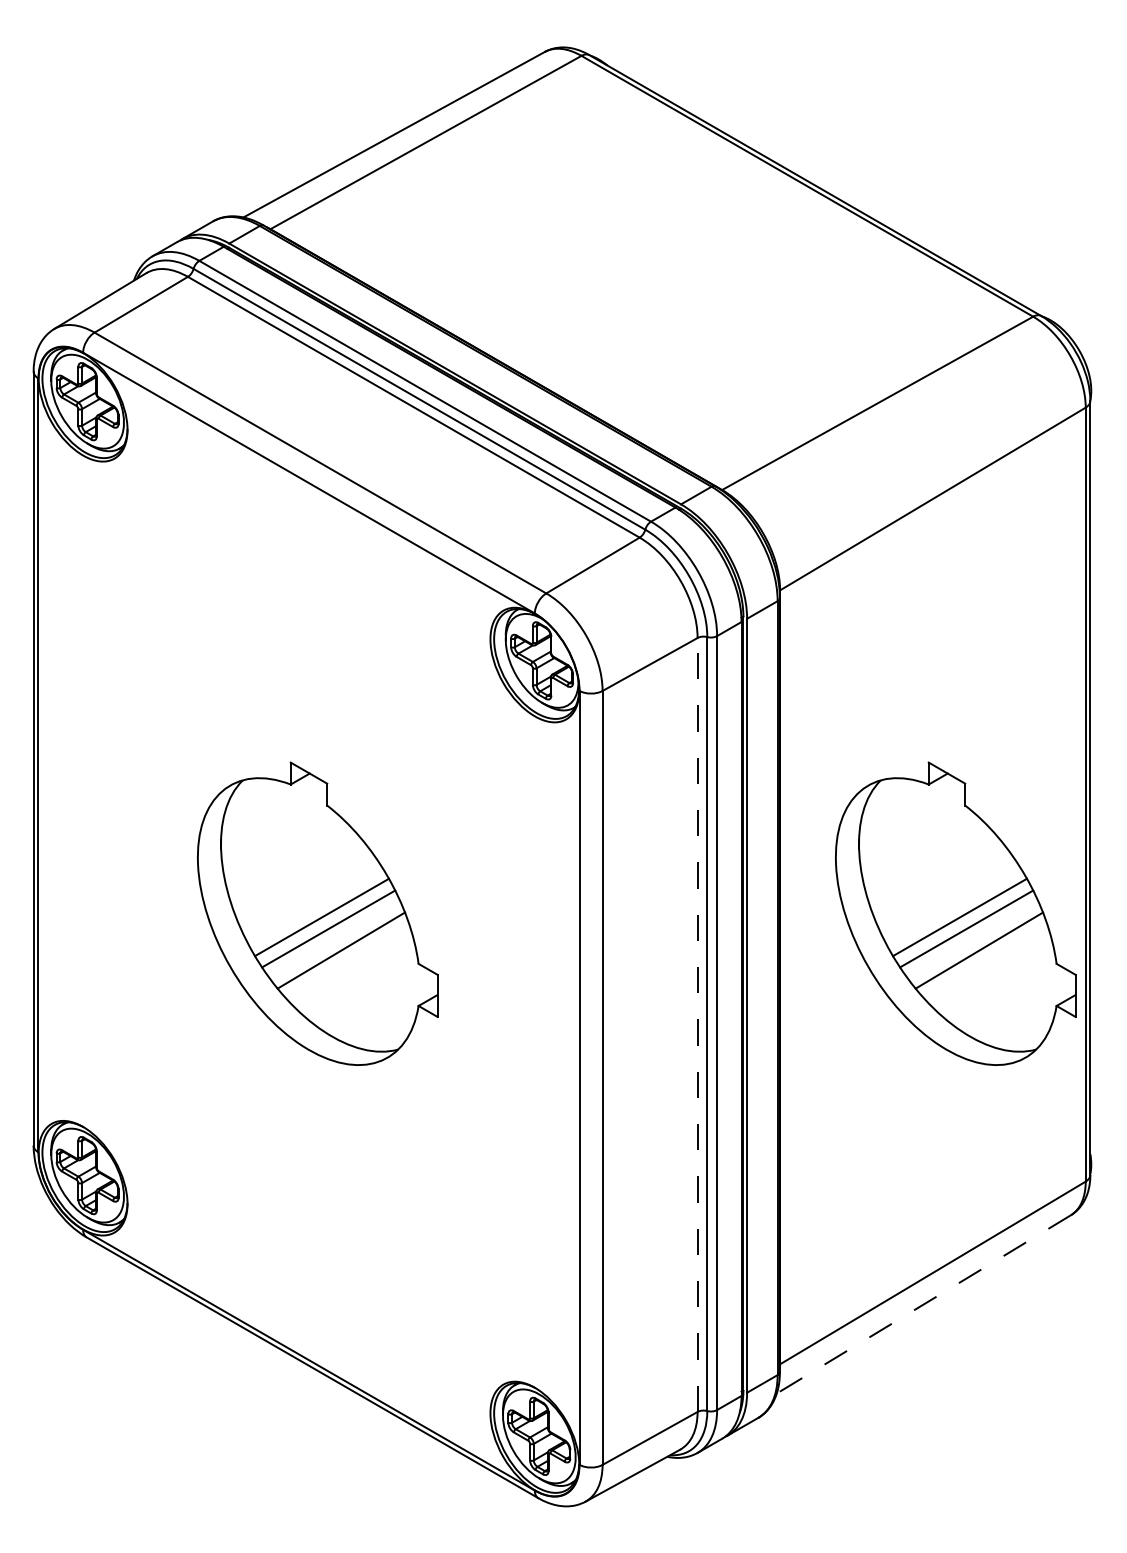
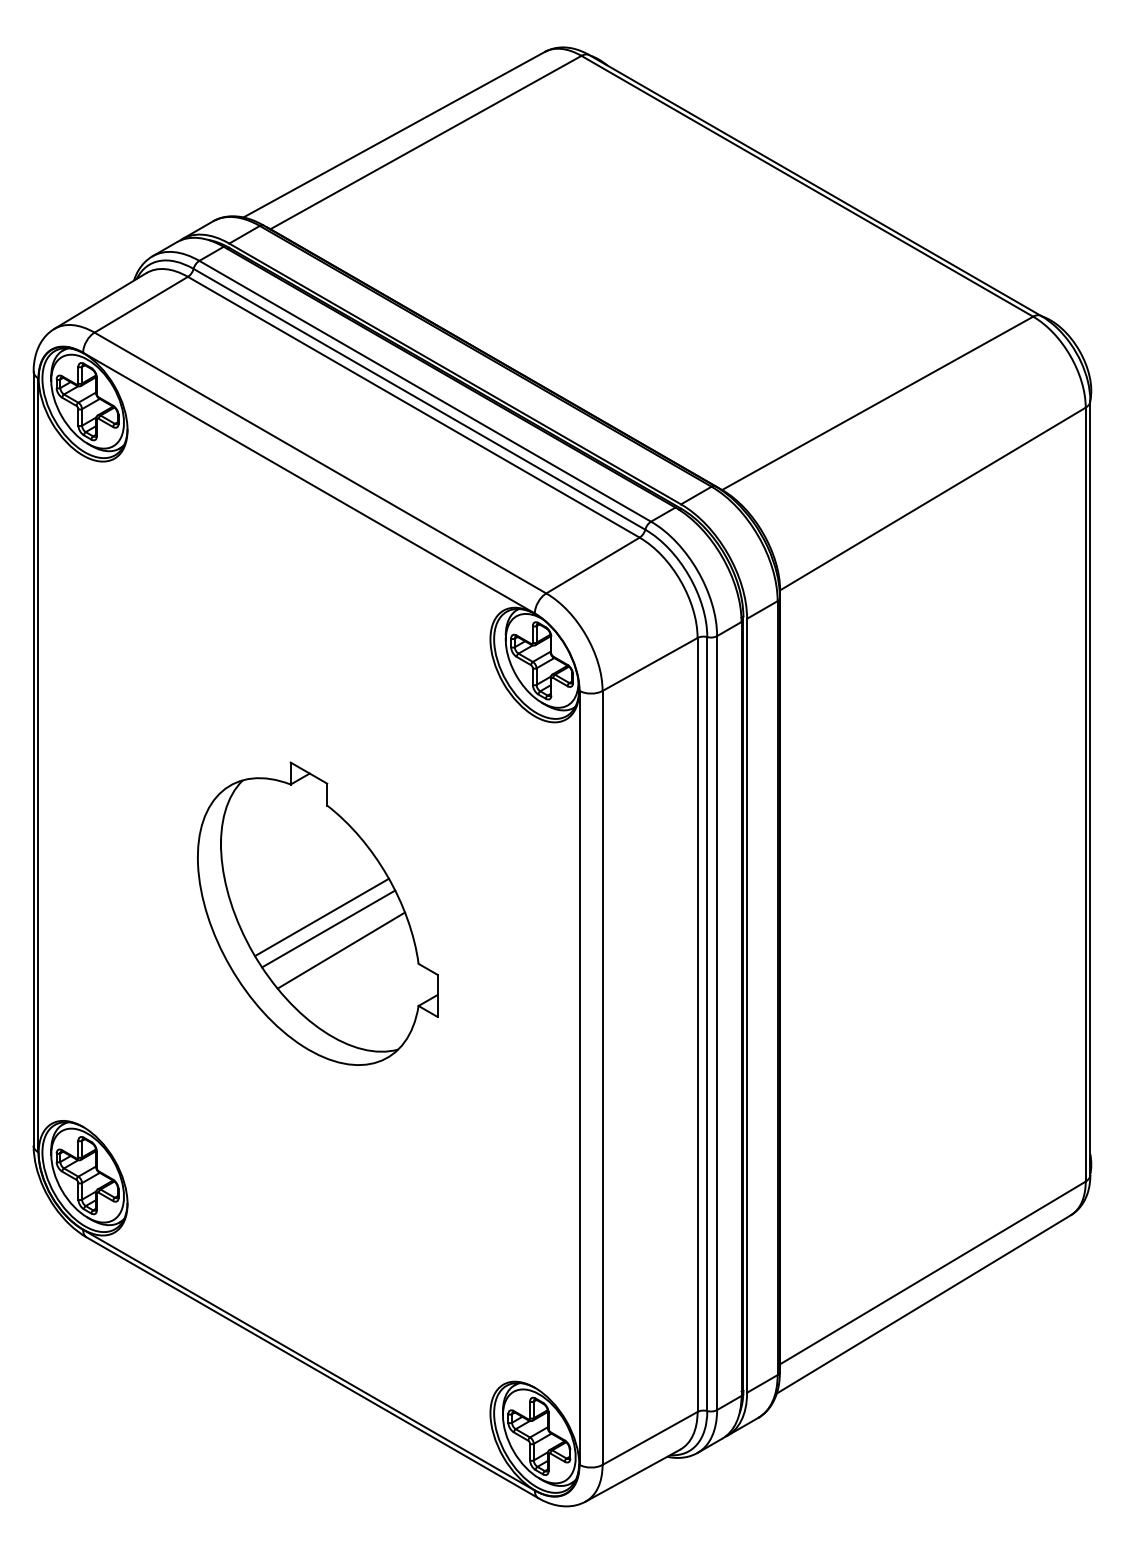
part: present -> none (955, 913)
line: dashed -> solid (697, 1024)
line: dashed -> solid (923, 1304)
